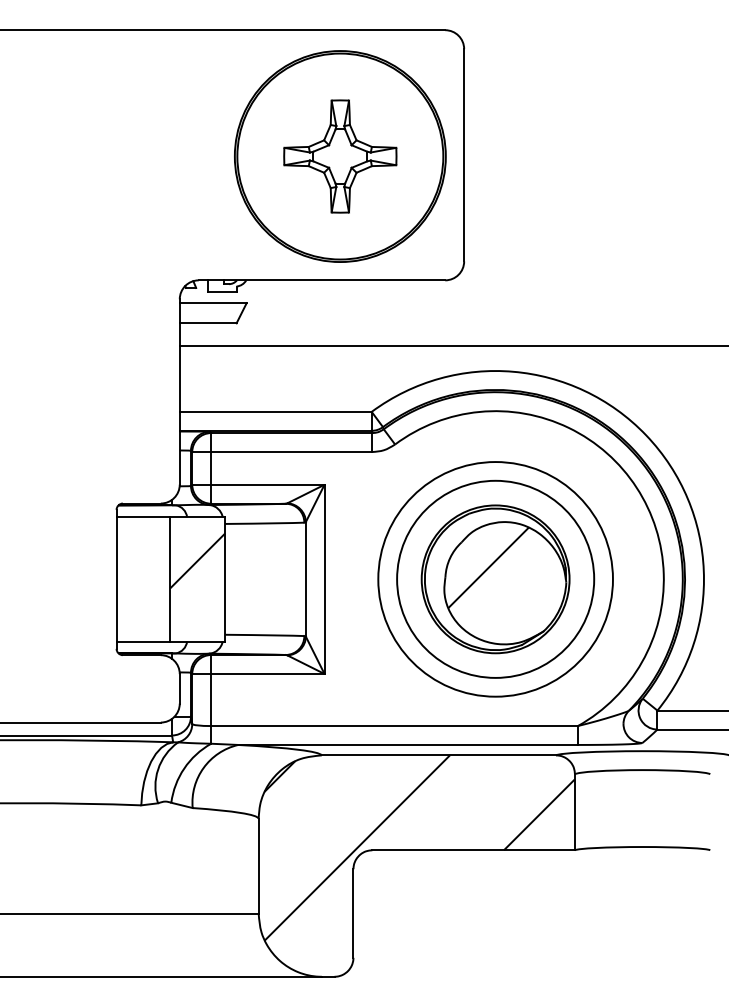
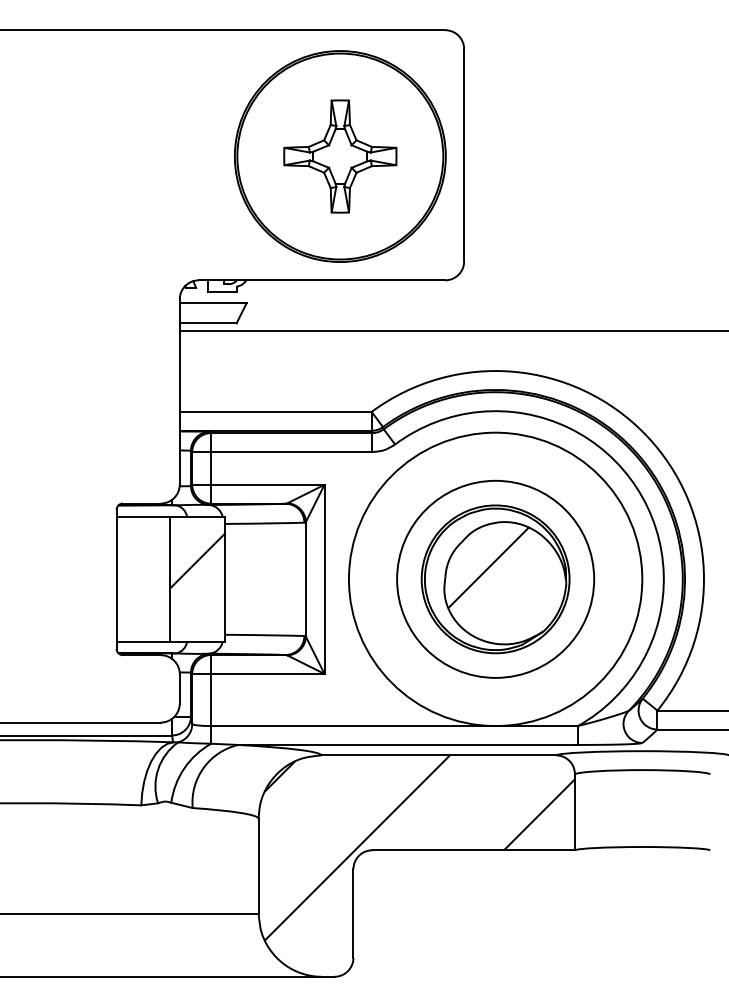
line position: (452, 346) -> (452, 331) (452, 331)
circle diameter: 235 px -> 293 px (495, 579)
